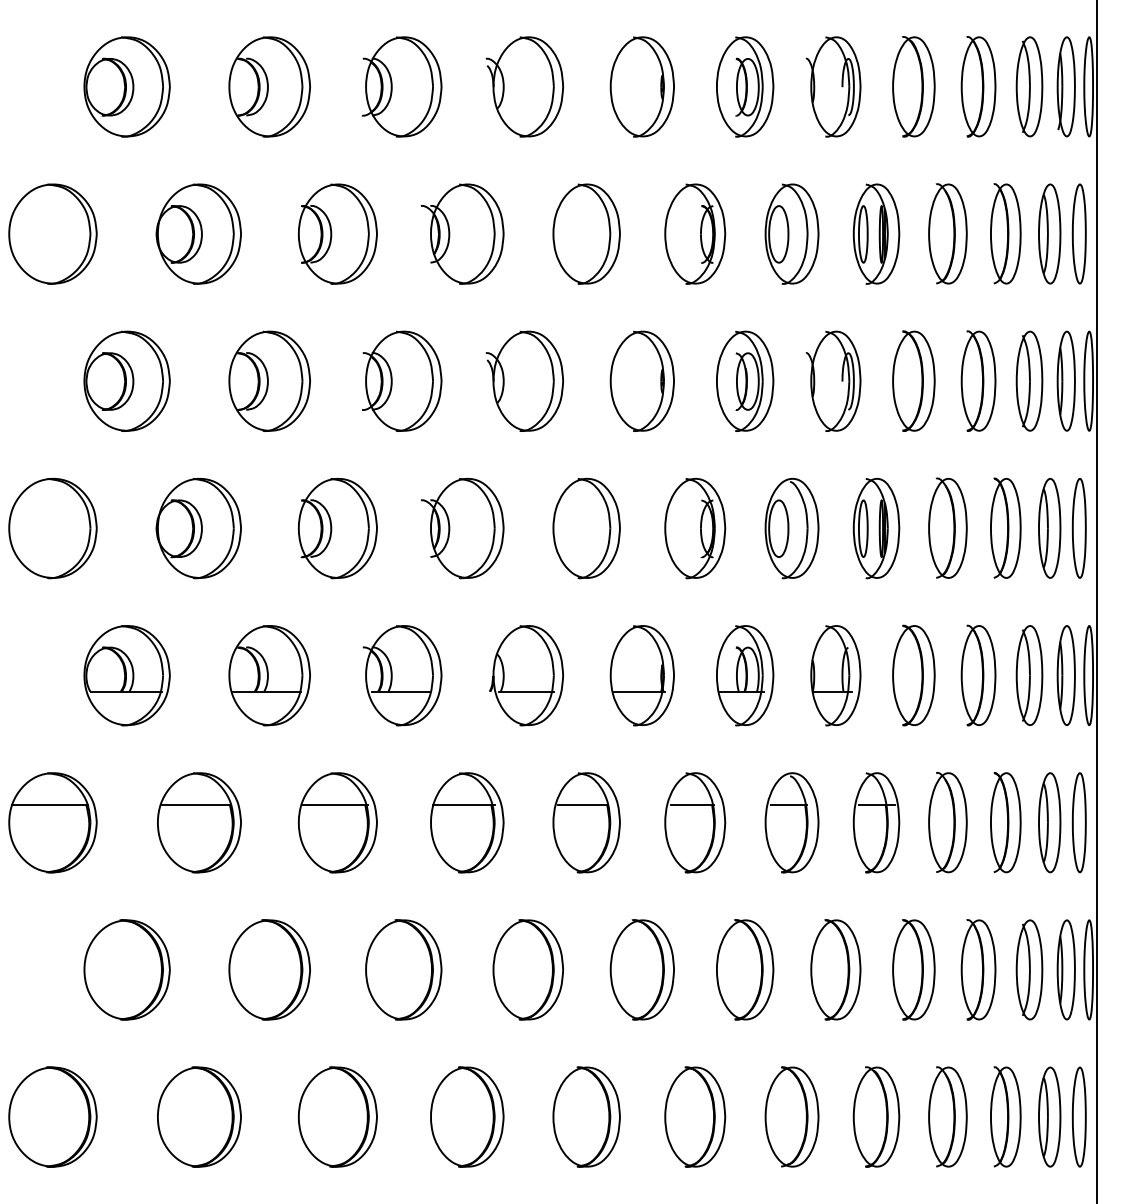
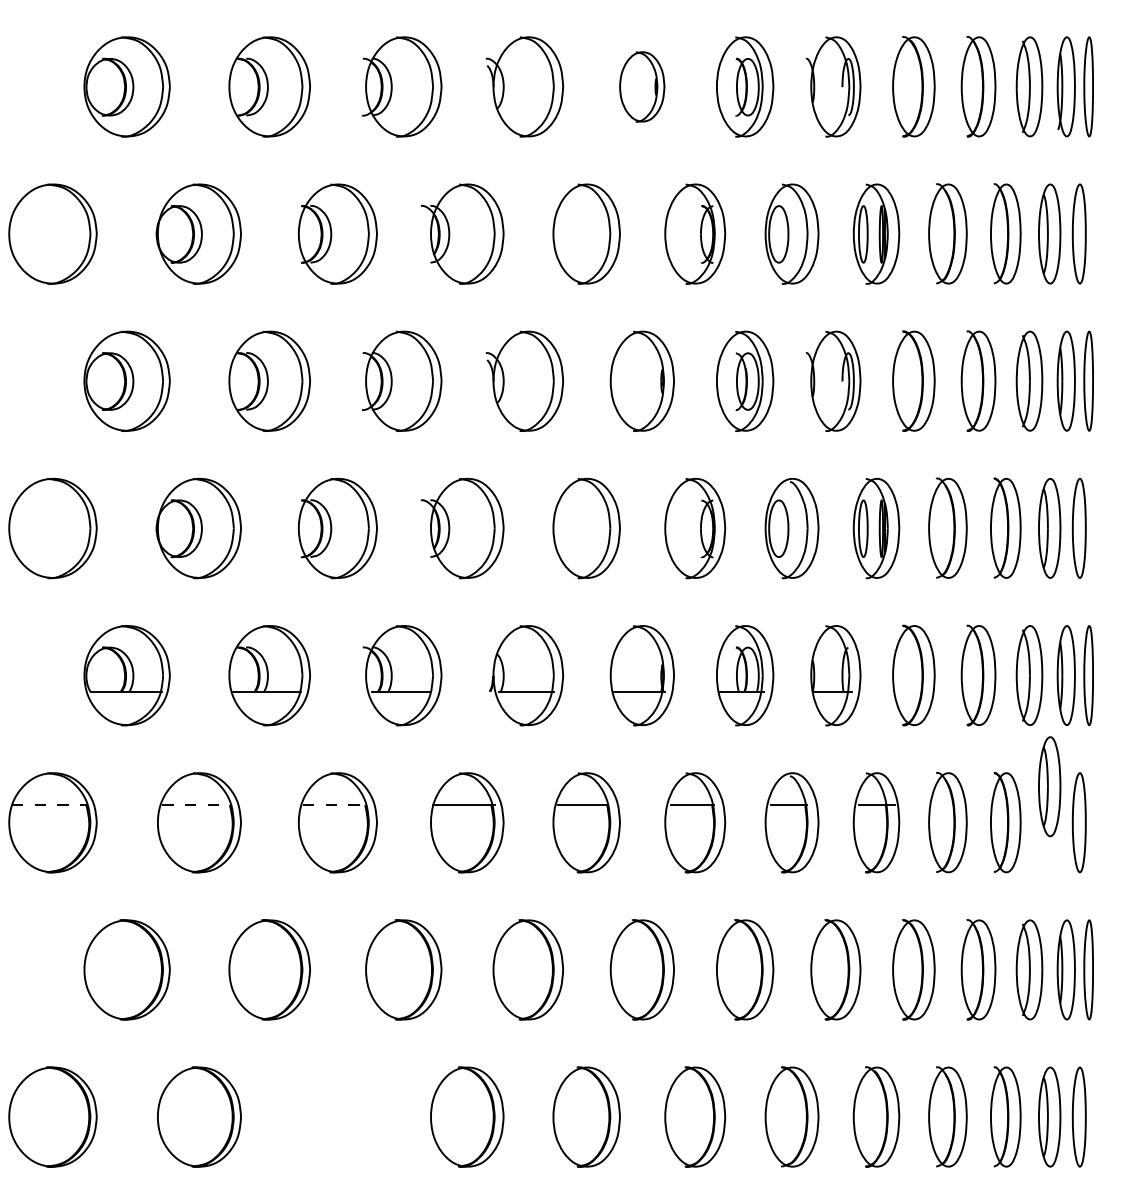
part size: 66x102 px -> 47x72 px (642, 86)
line: present -> none (1097, 601)
line: solid -> dashed (50, 805)
line: solid -> dashed (197, 805)
line: solid -> dashed (335, 805)
part position: (1049, 822) -> (1049, 786) (1049, 786)
part: present -> none (337, 1116)
